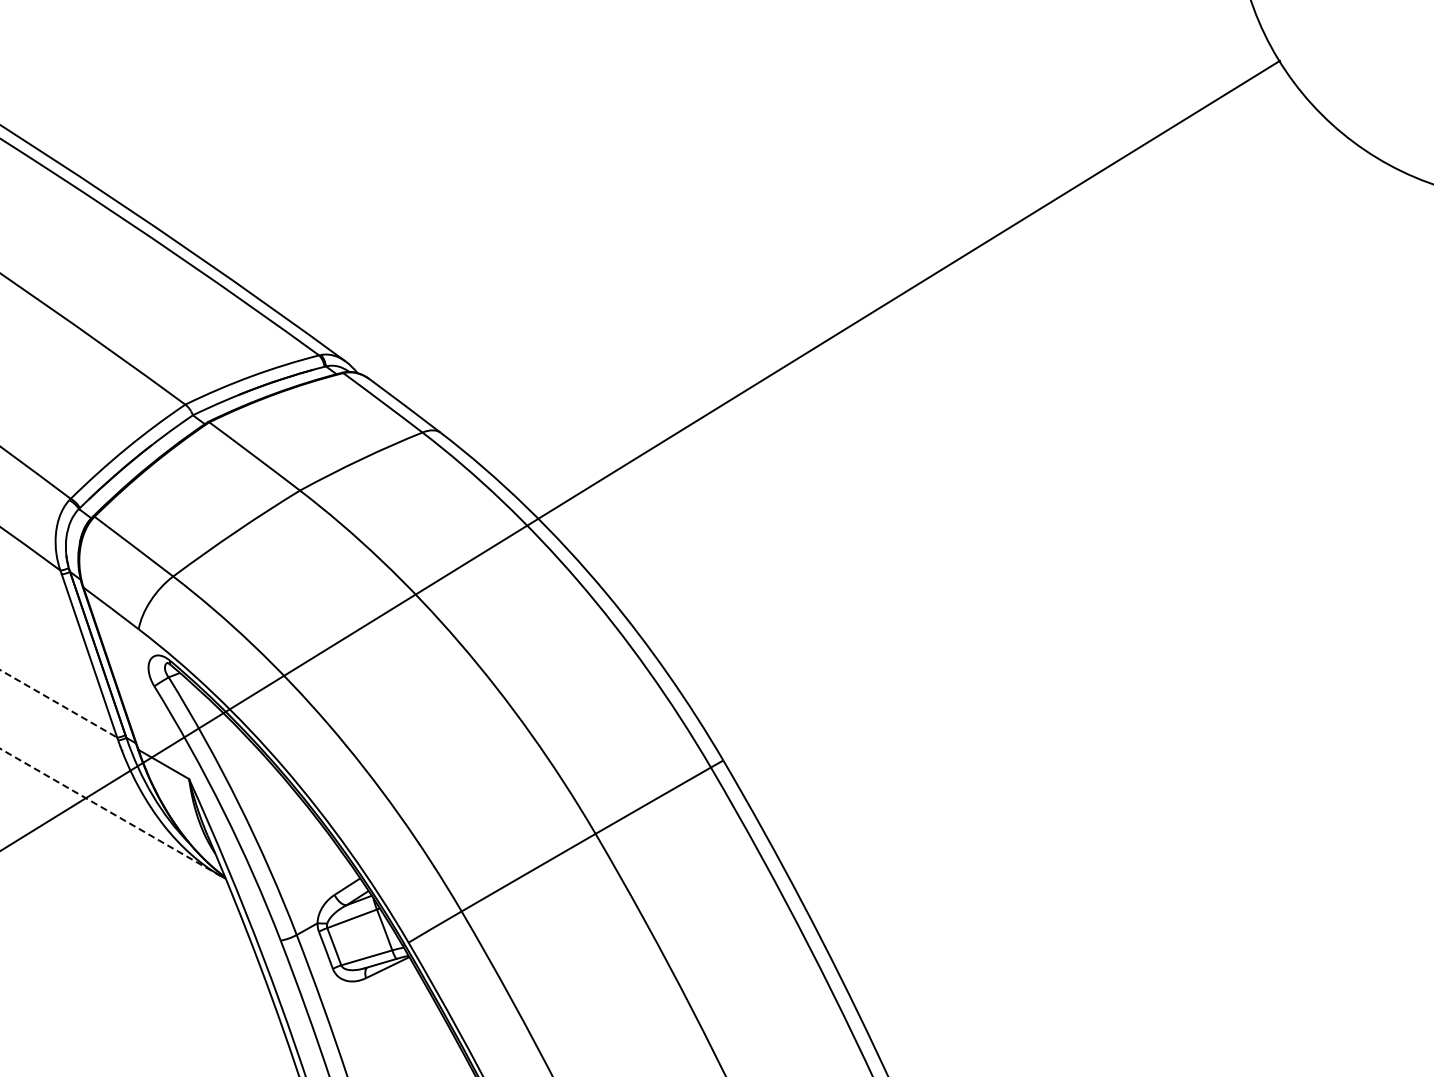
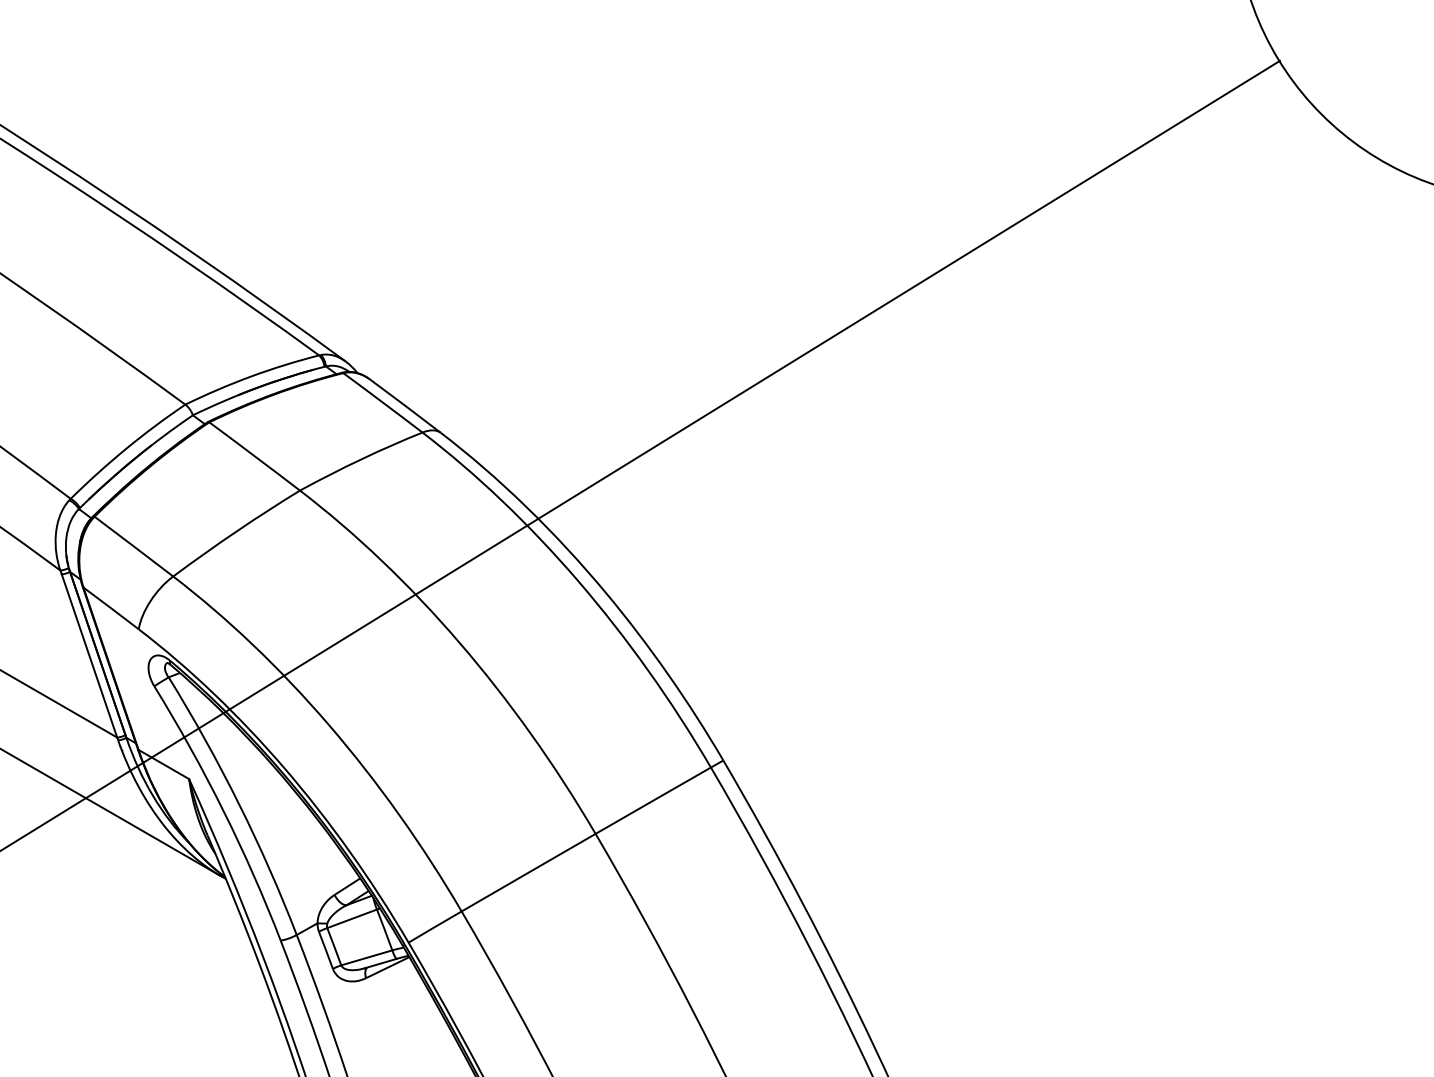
line: dashed -> solid (59, 704)
line: dashed -> solid (110, 812)
